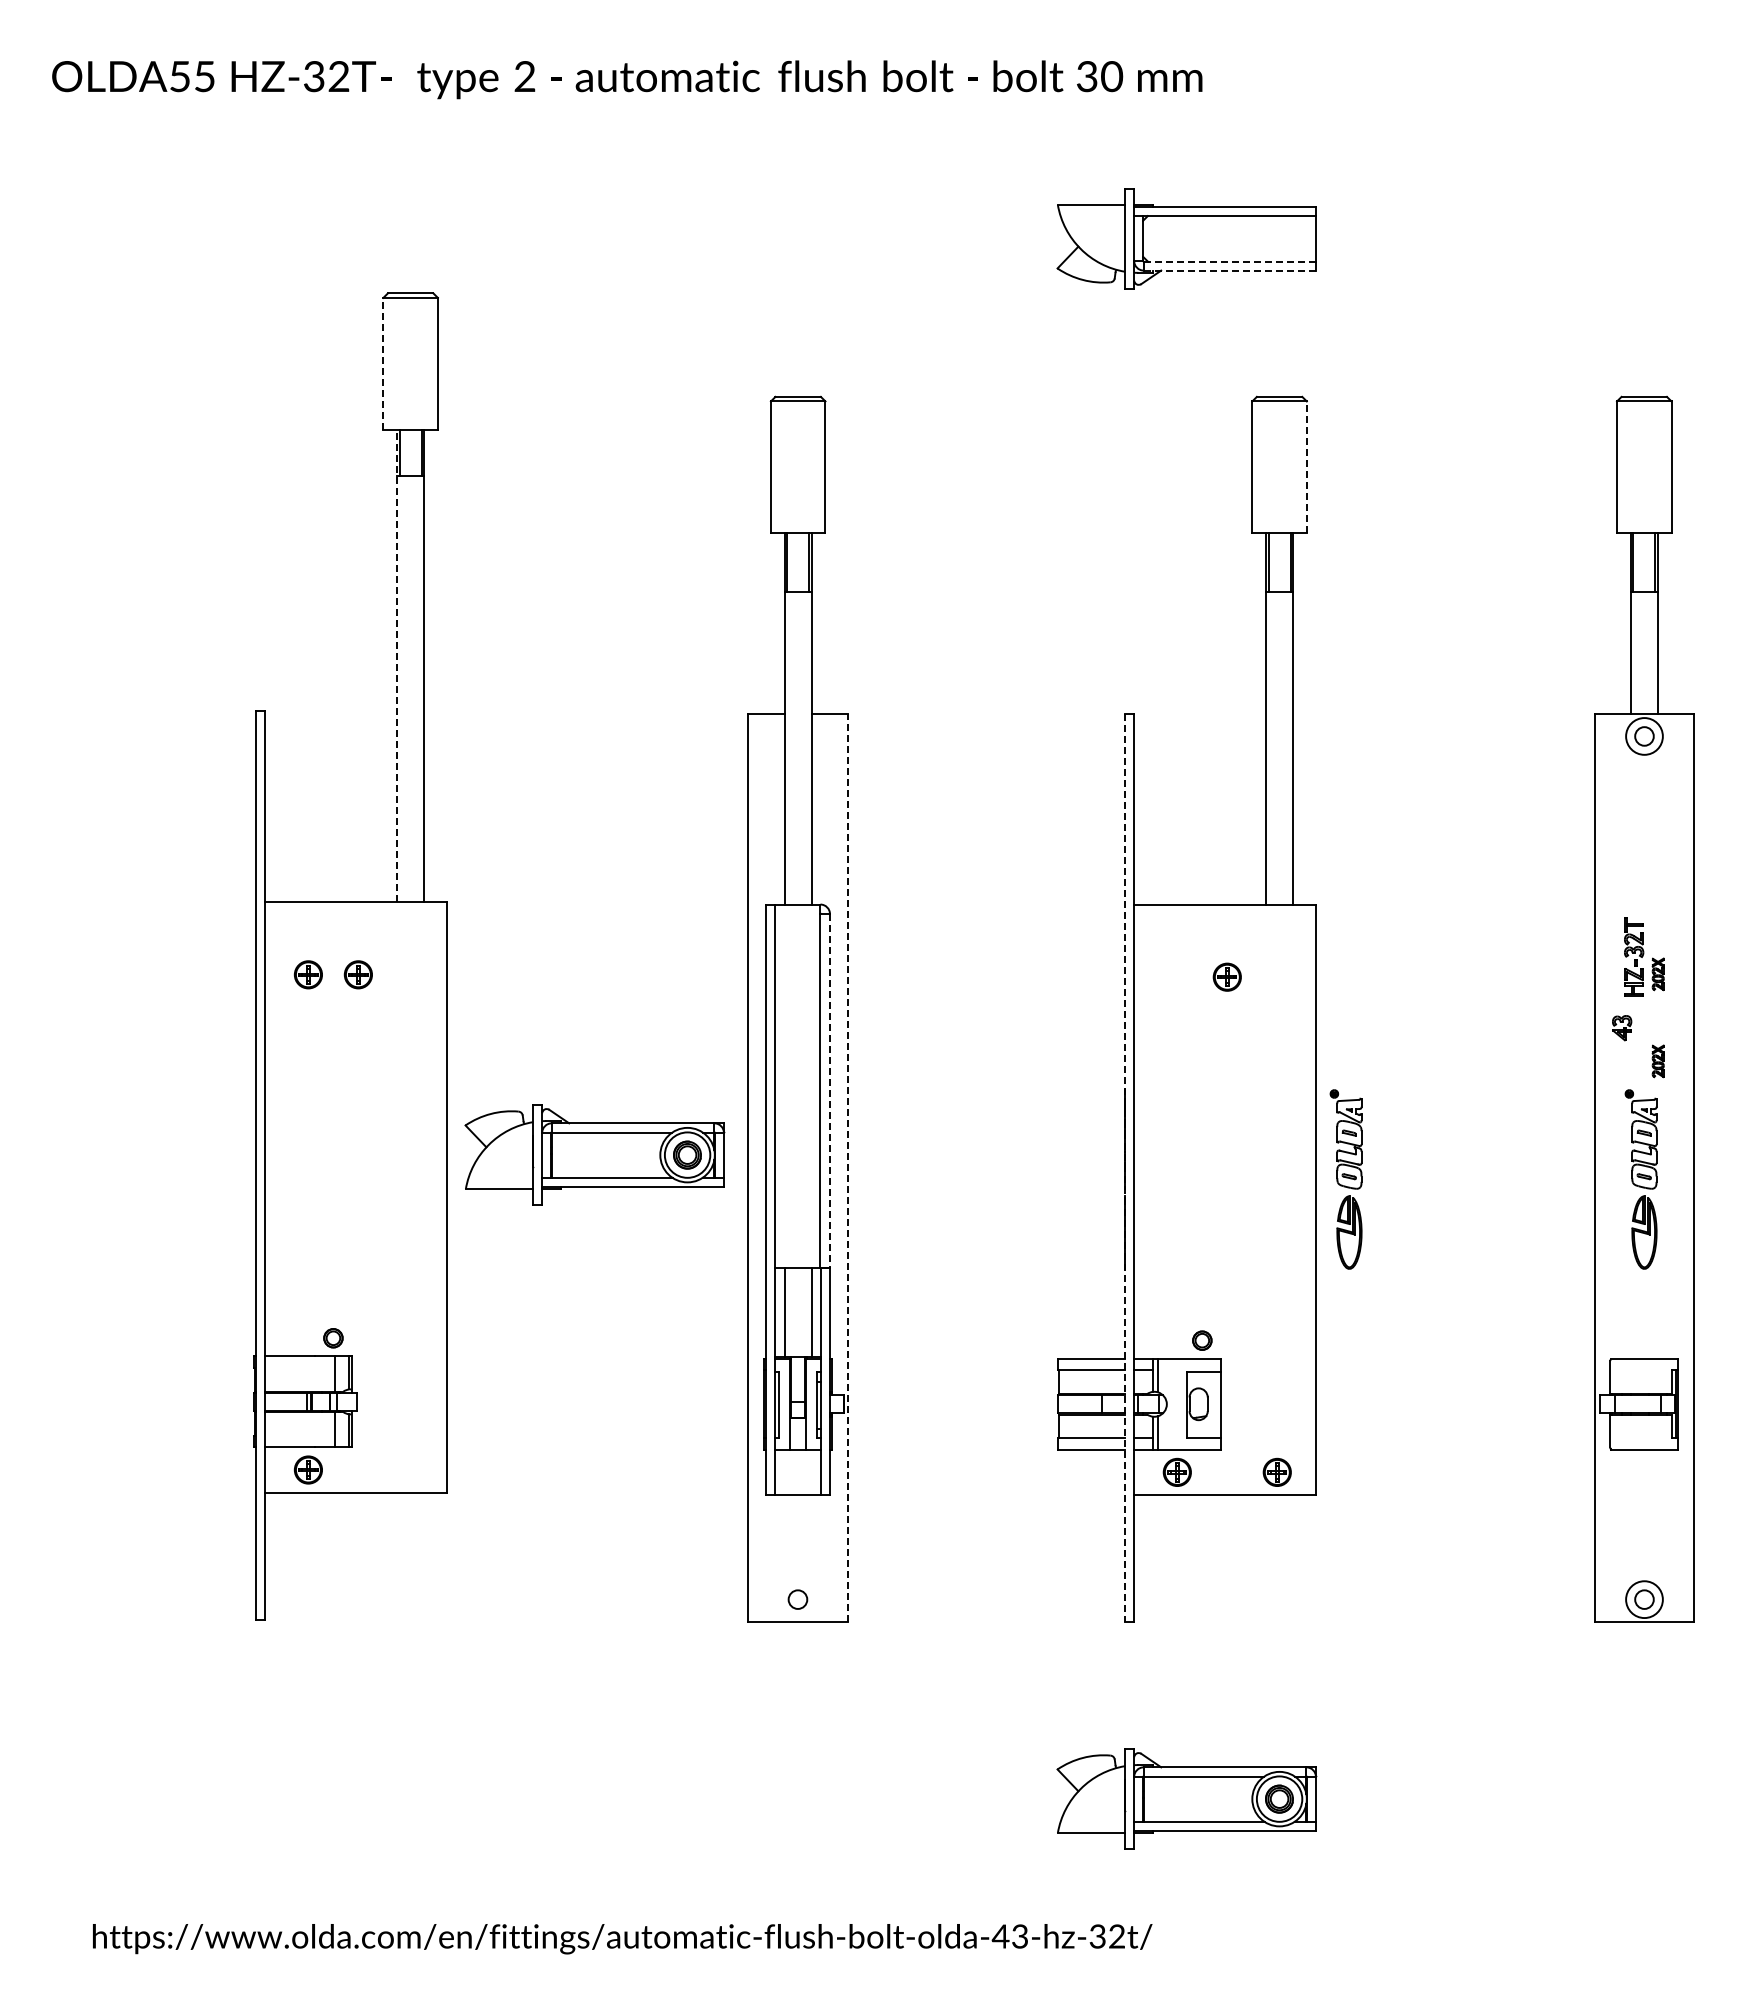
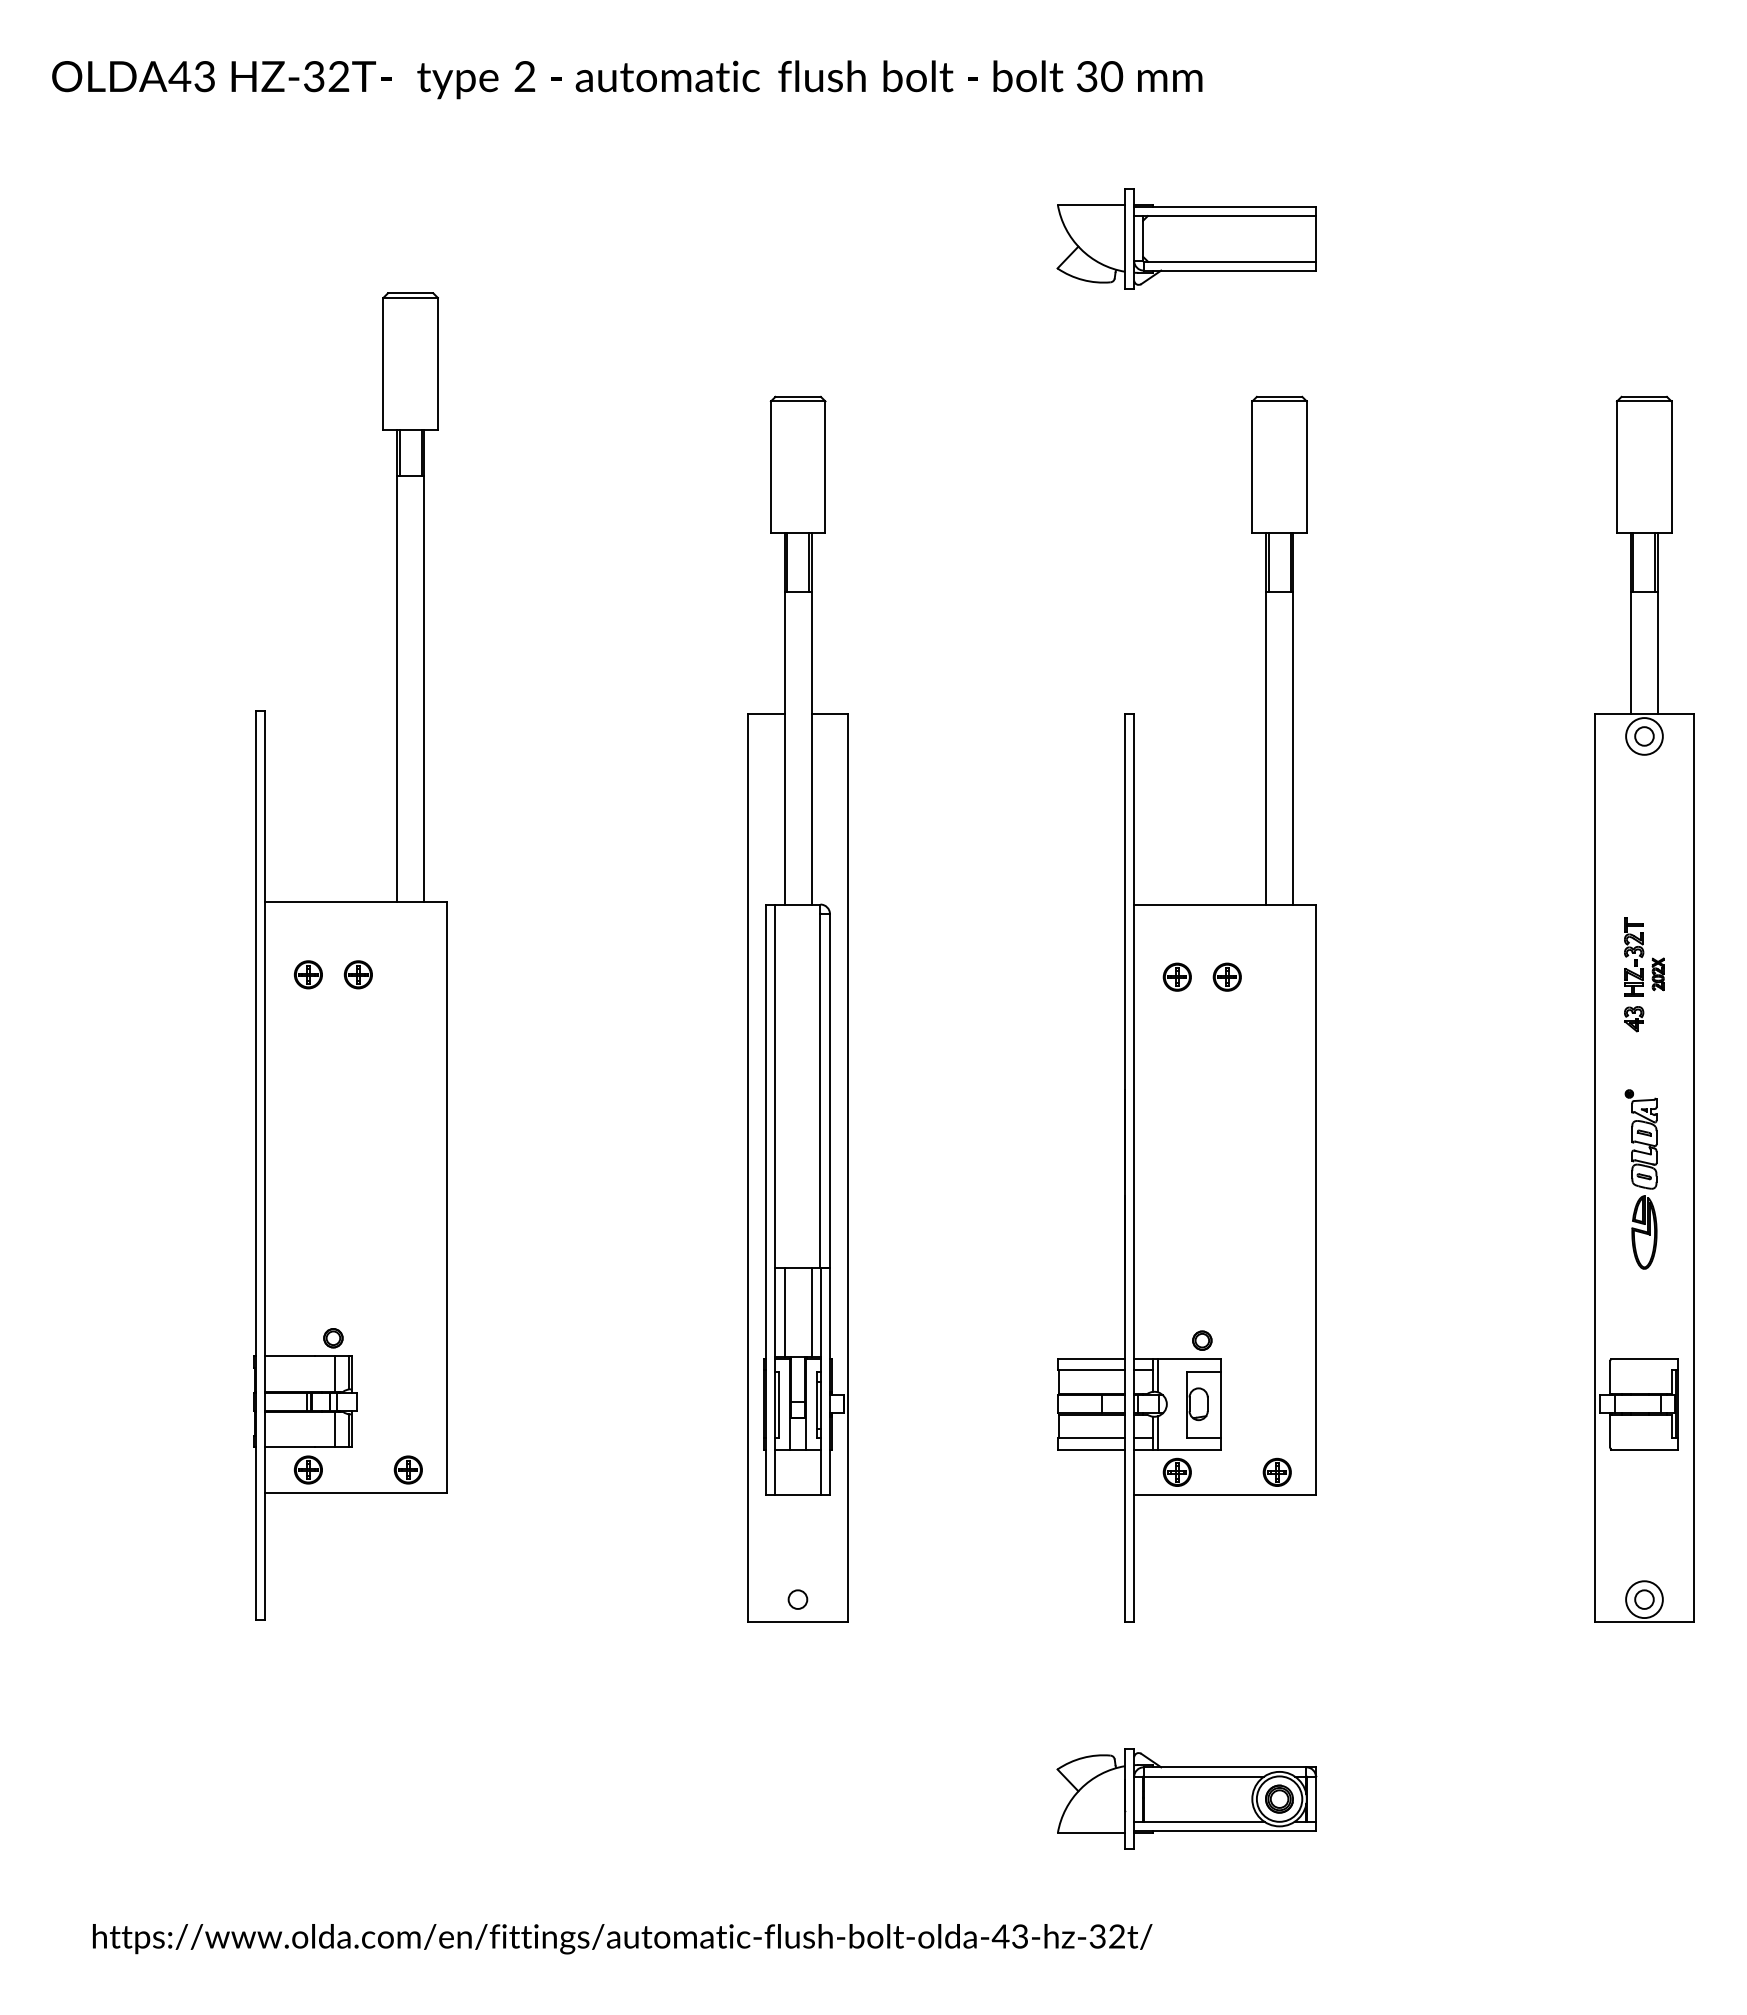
text: 55 -> 43 (191, 76)
line: dashed -> solid (1231, 261)
line: dashed -> solid (1229, 270)
line: dashed -> solid (383, 363)
line: dashed -> solid (1306, 467)
line: dashed -> solid (397, 665)
part: none -> present (1176, 976)
part position: (1622, 1028) -> (1634, 1019) (1634, 1019)
part: present -> none (1657, 1061)
line: dashed -> solid (830, 1091)
part: present -> none (594, 1154)
line: dashed -> solid (847, 1167)
line: dashed -> solid (1125, 1168)
part: present -> none (1345, 1179)
part: none -> present (407, 1469)
